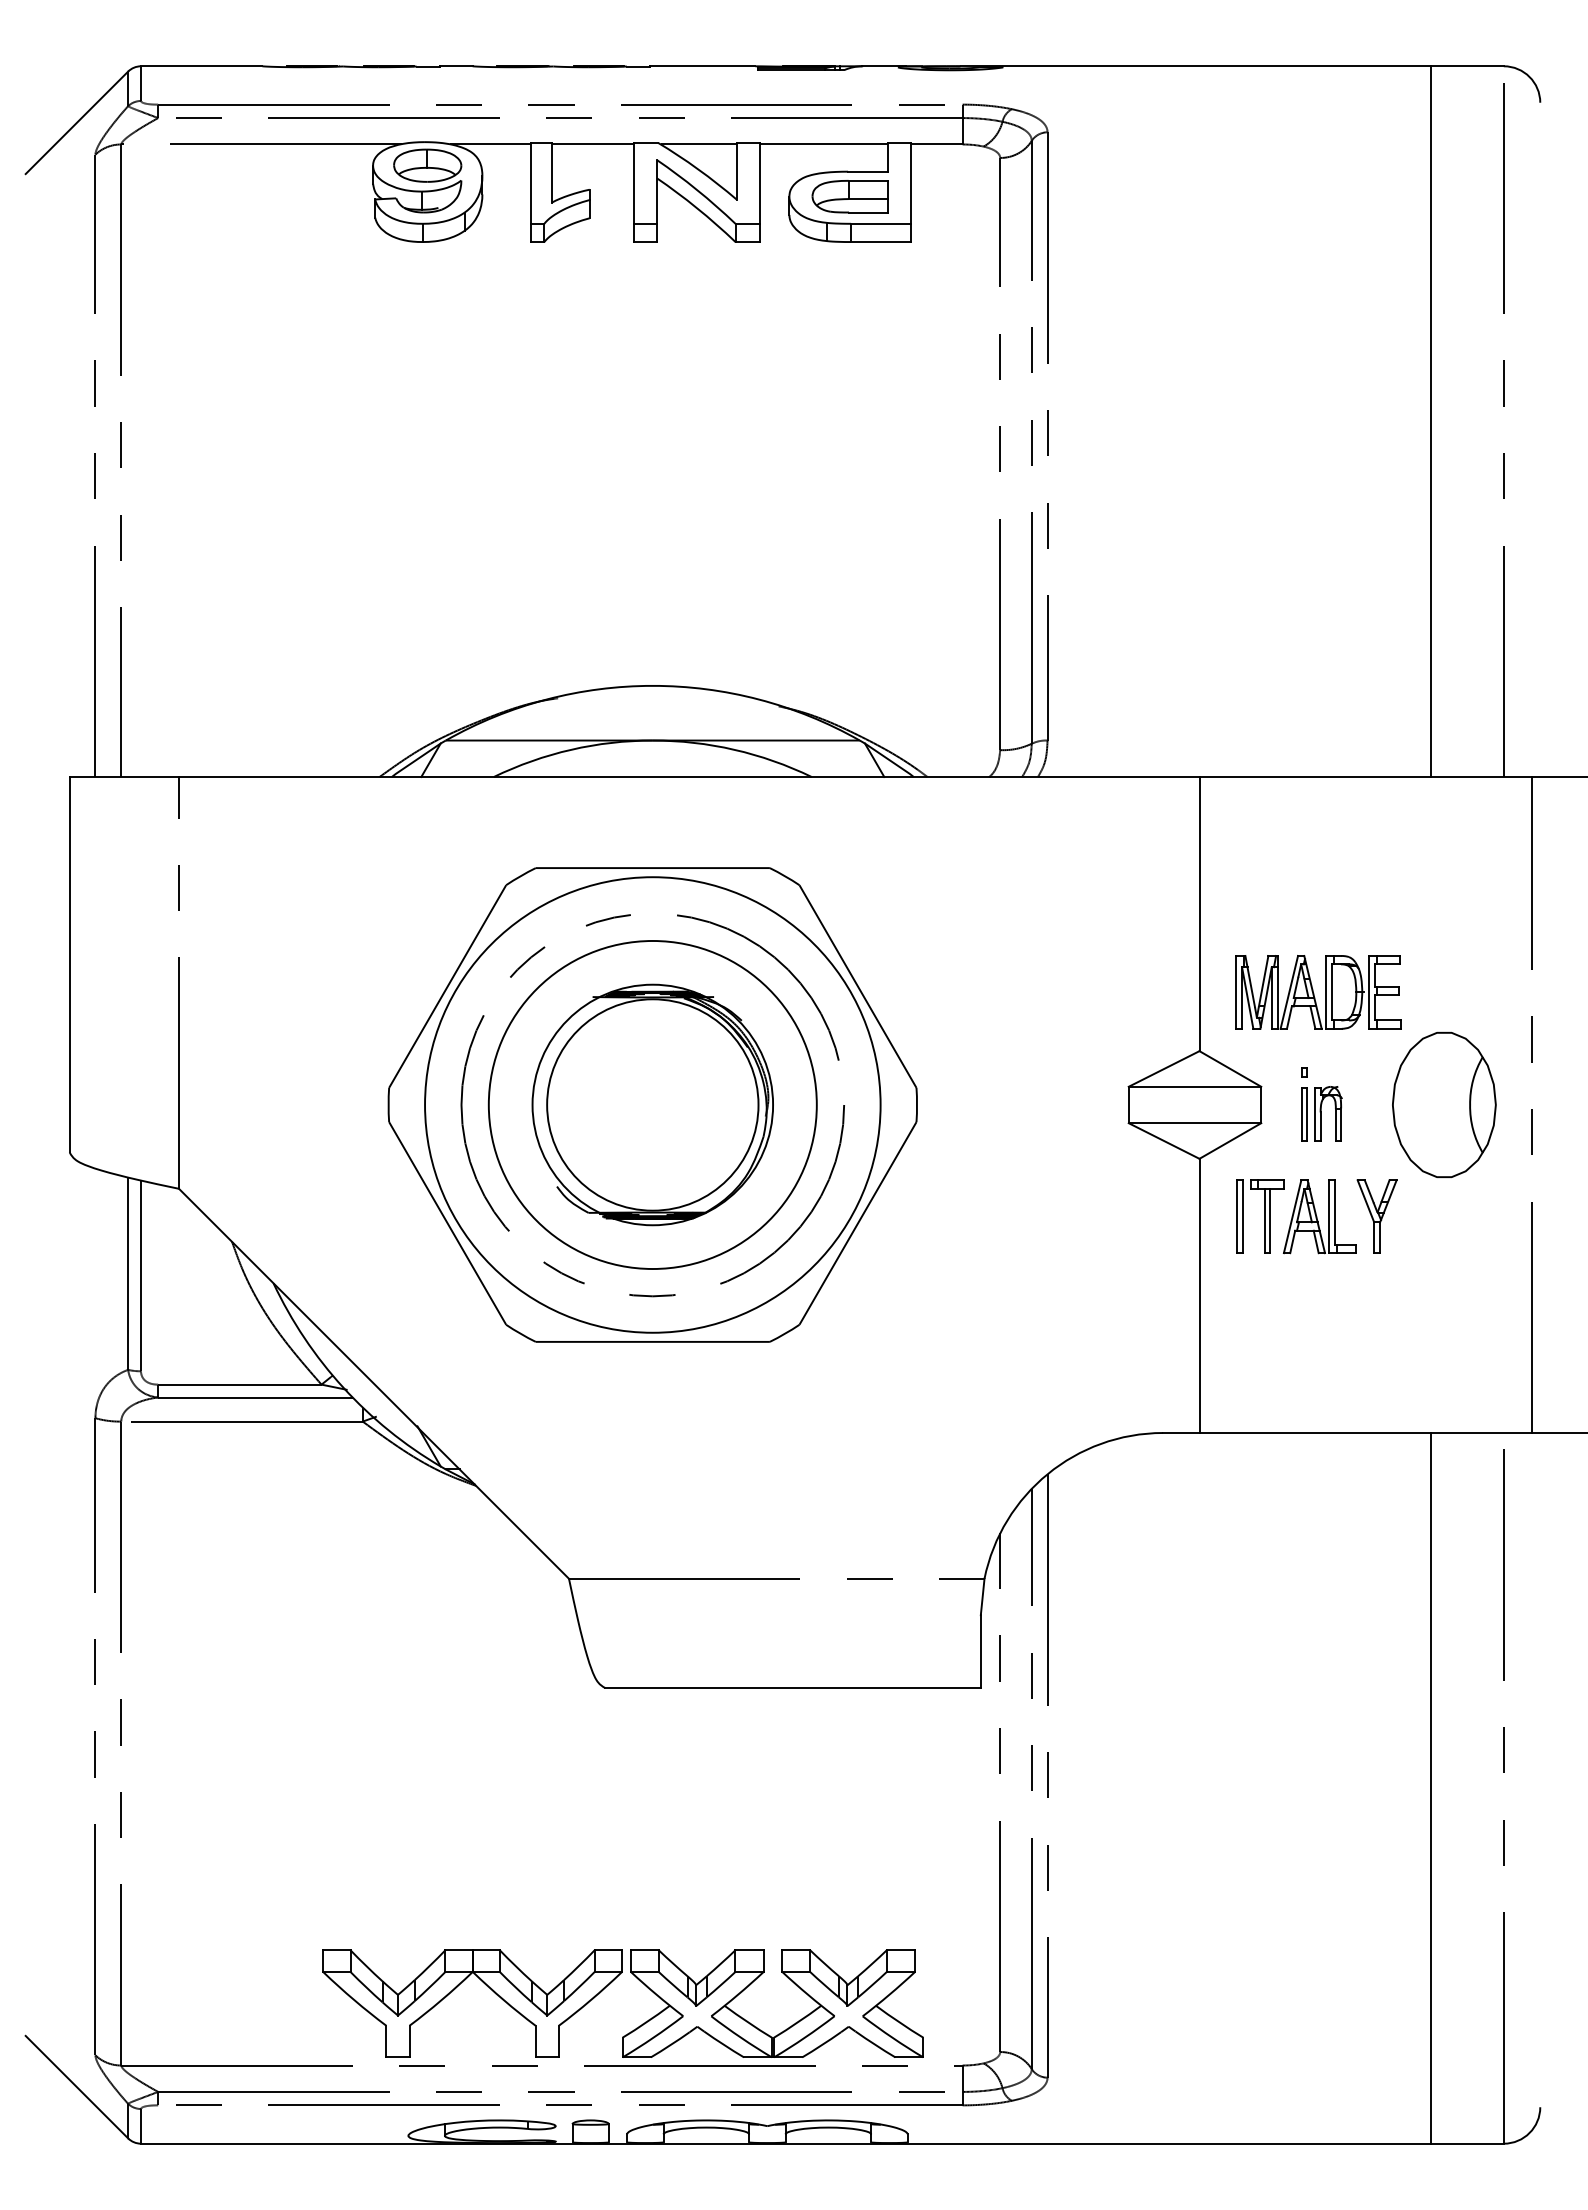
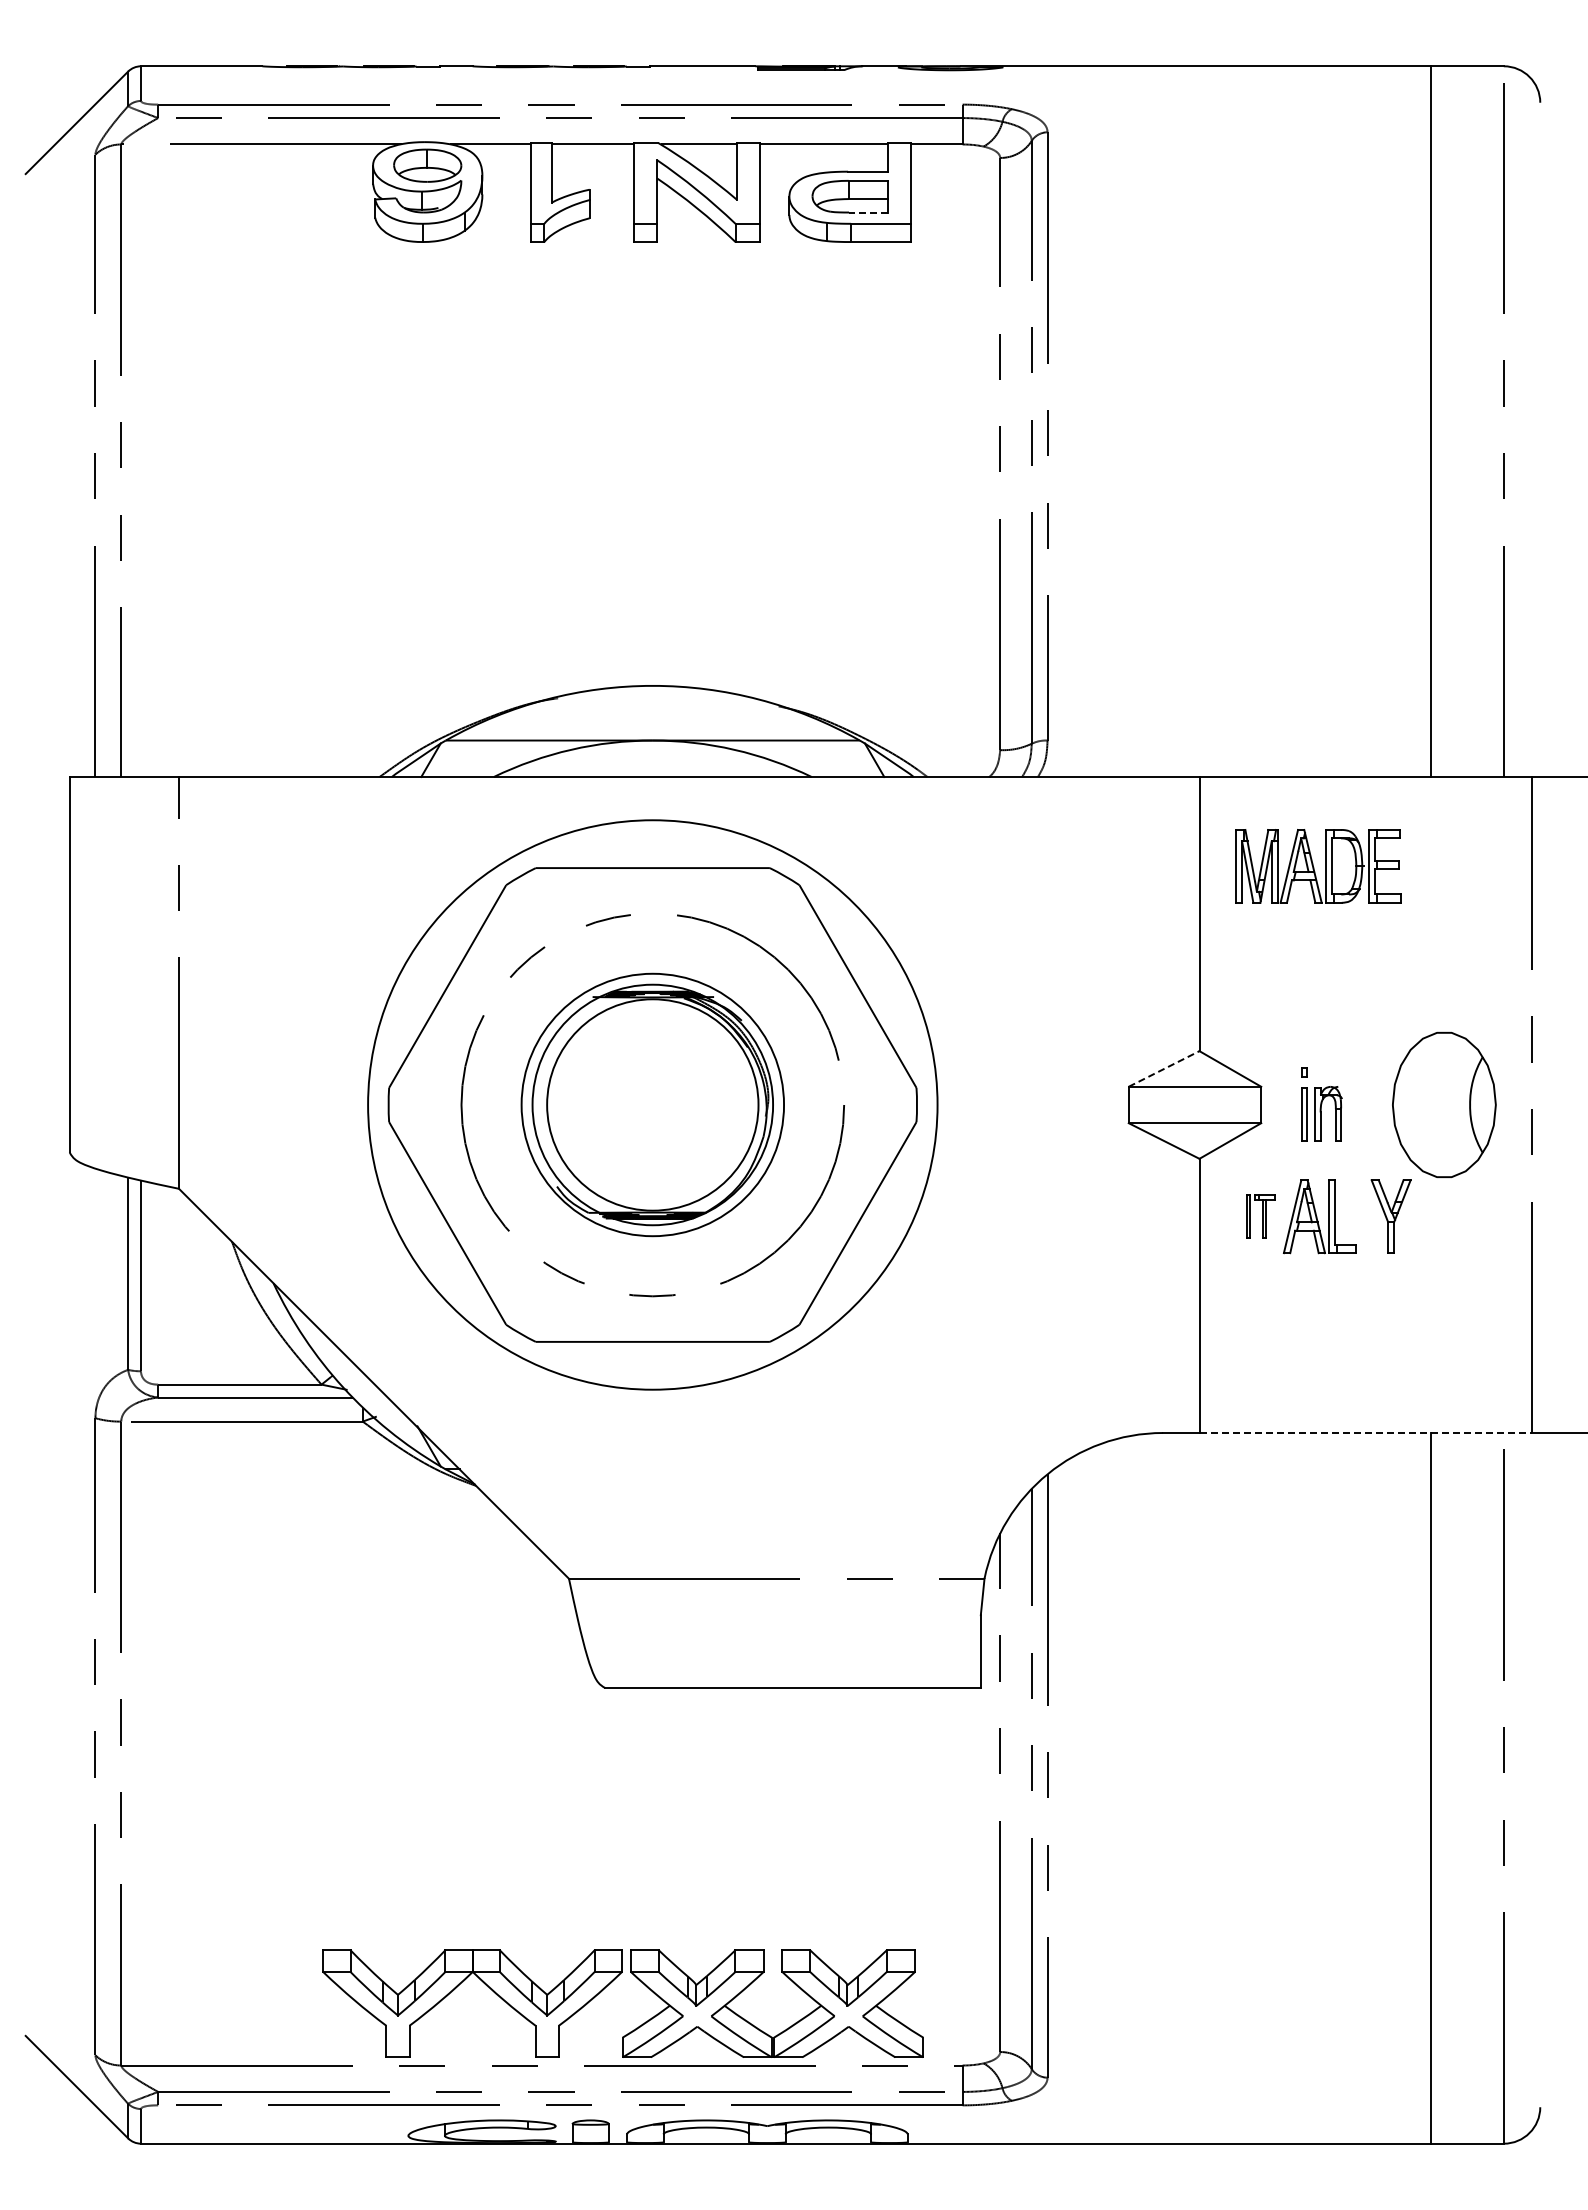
line: solid -> dashed (868, 212)
part position: (1318, 992) -> (1318, 866) (1318, 866)
line: solid -> dashed (1164, 1068)
circle diameter: 328 px -> 262 px (652, 1104)
circle diameter: 456 px -> 569 px (652, 1104)
part size: 49x75 px -> 30x45 px (1260, 1216)
part position: (1376, 1216) -> (1390, 1216) (1390, 1216)
line: solid -> dashed (1366, 1433)
